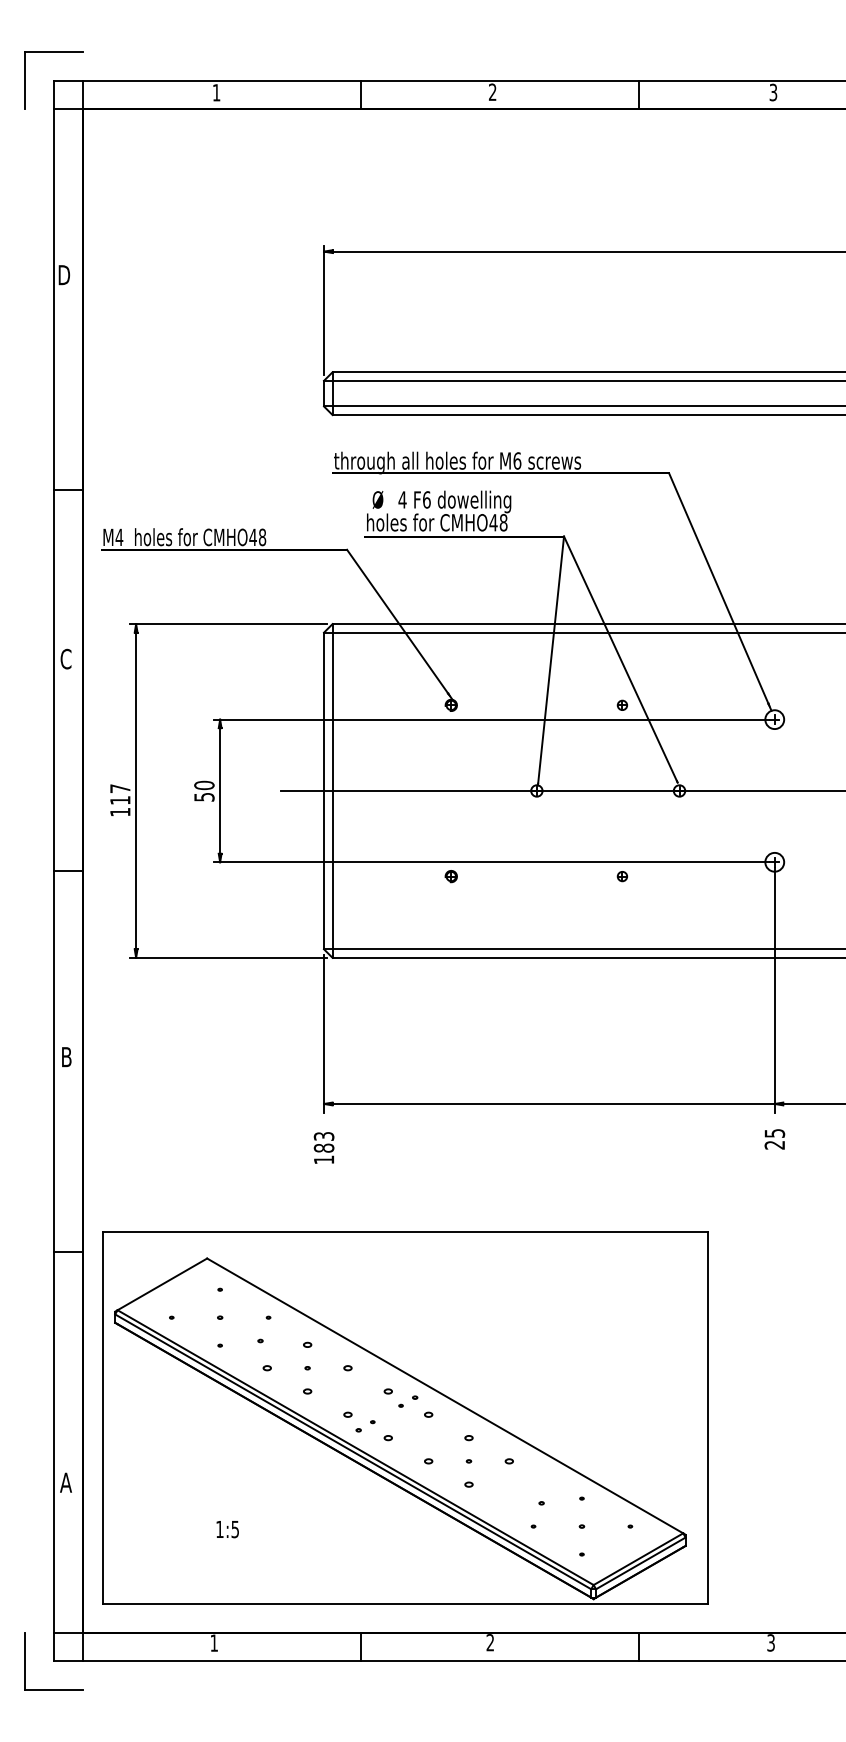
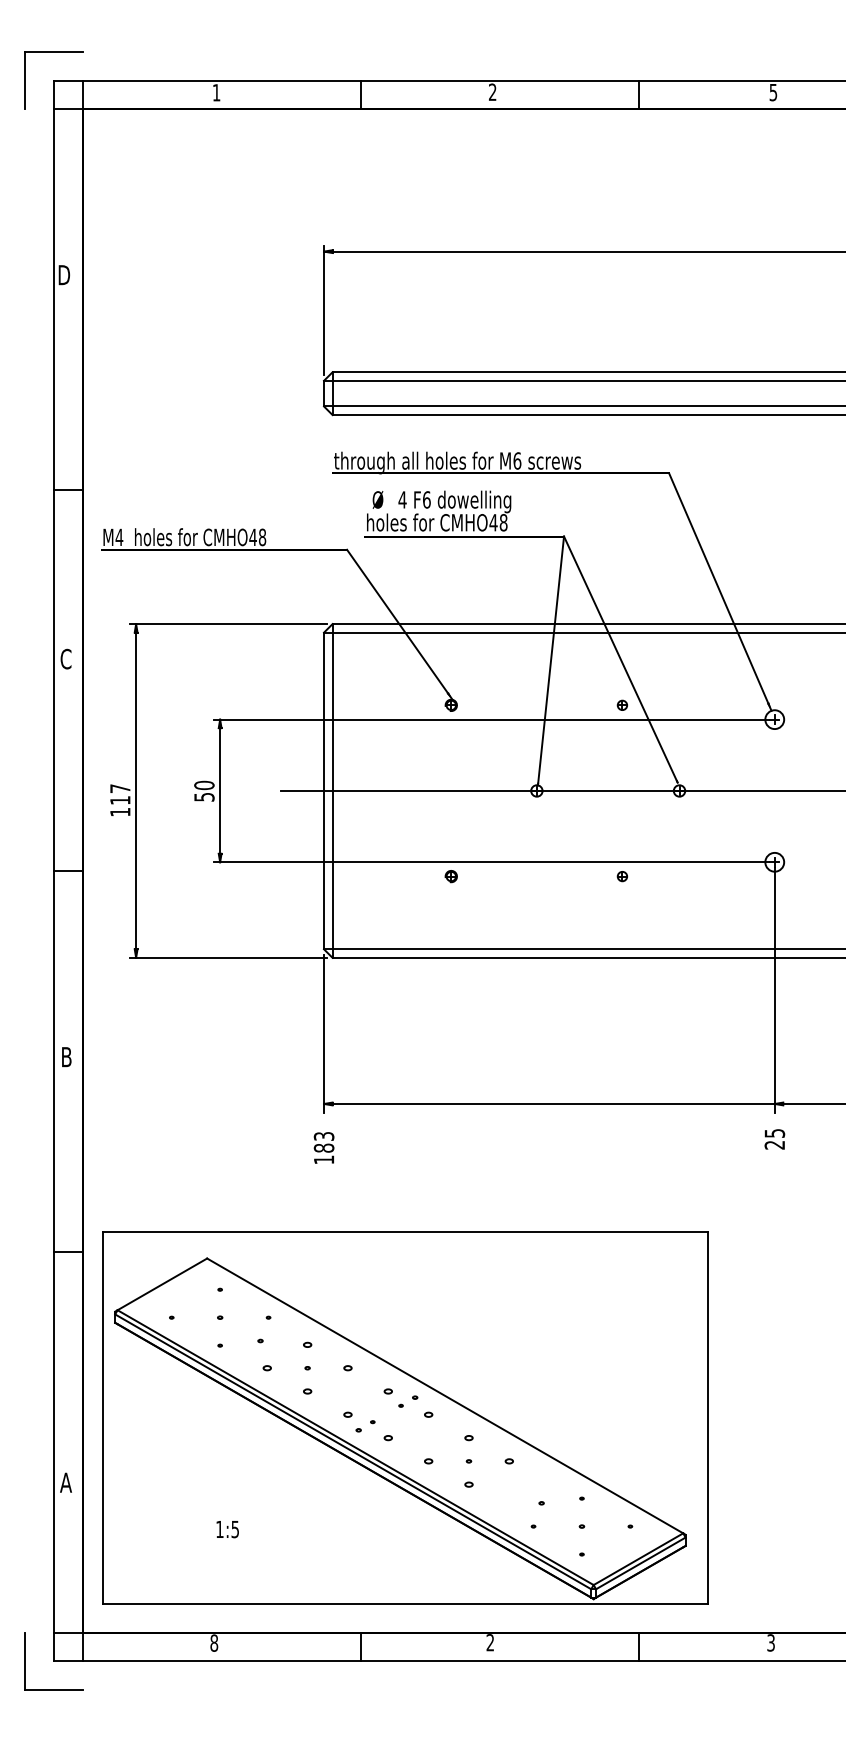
text: 3 -> 5 (773, 91)
text: 1 -> 8 (214, 1642)
